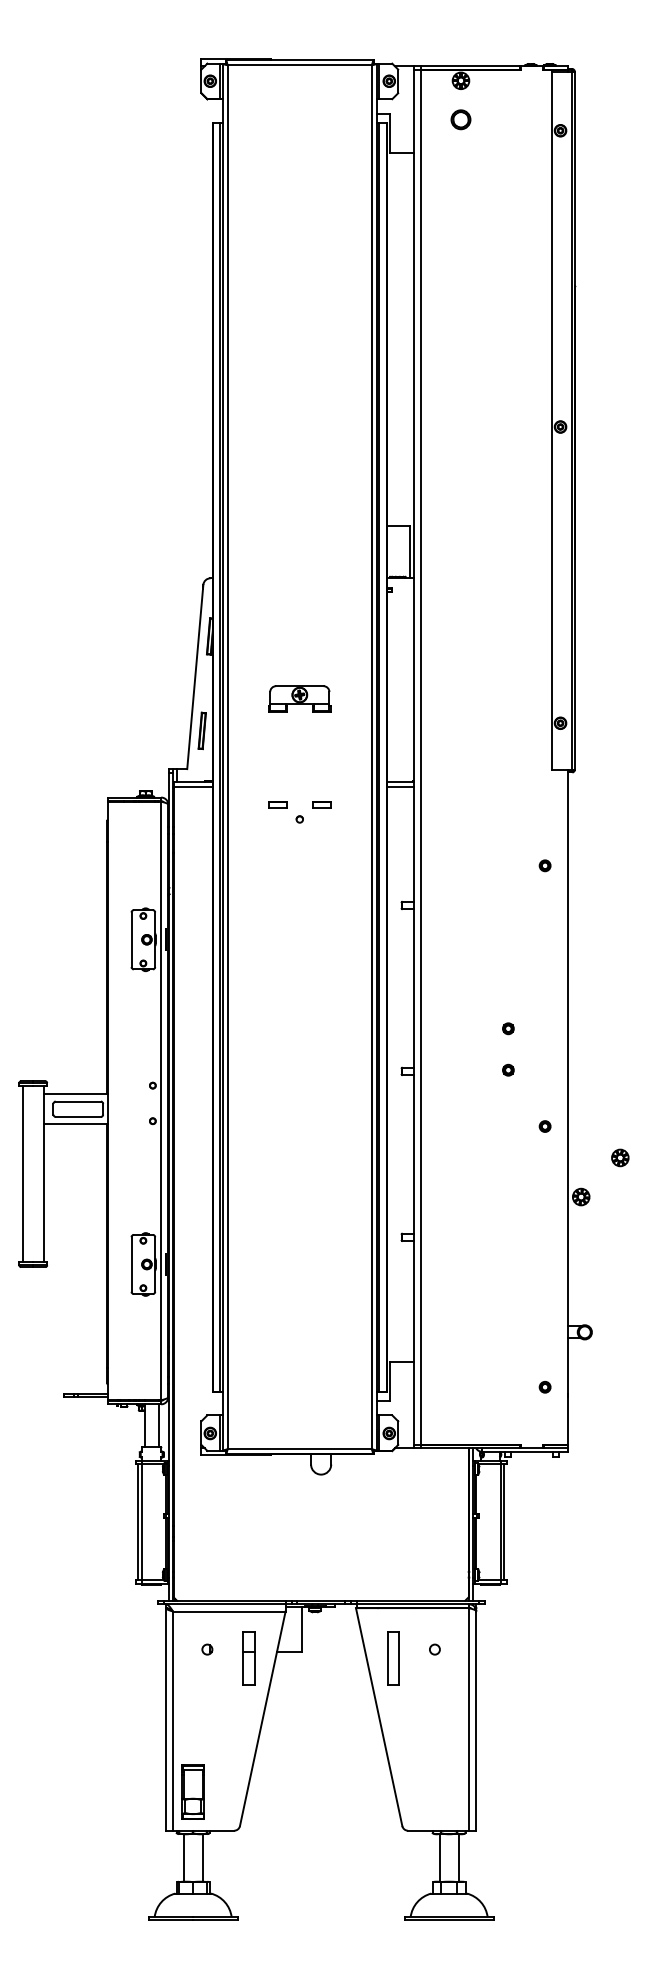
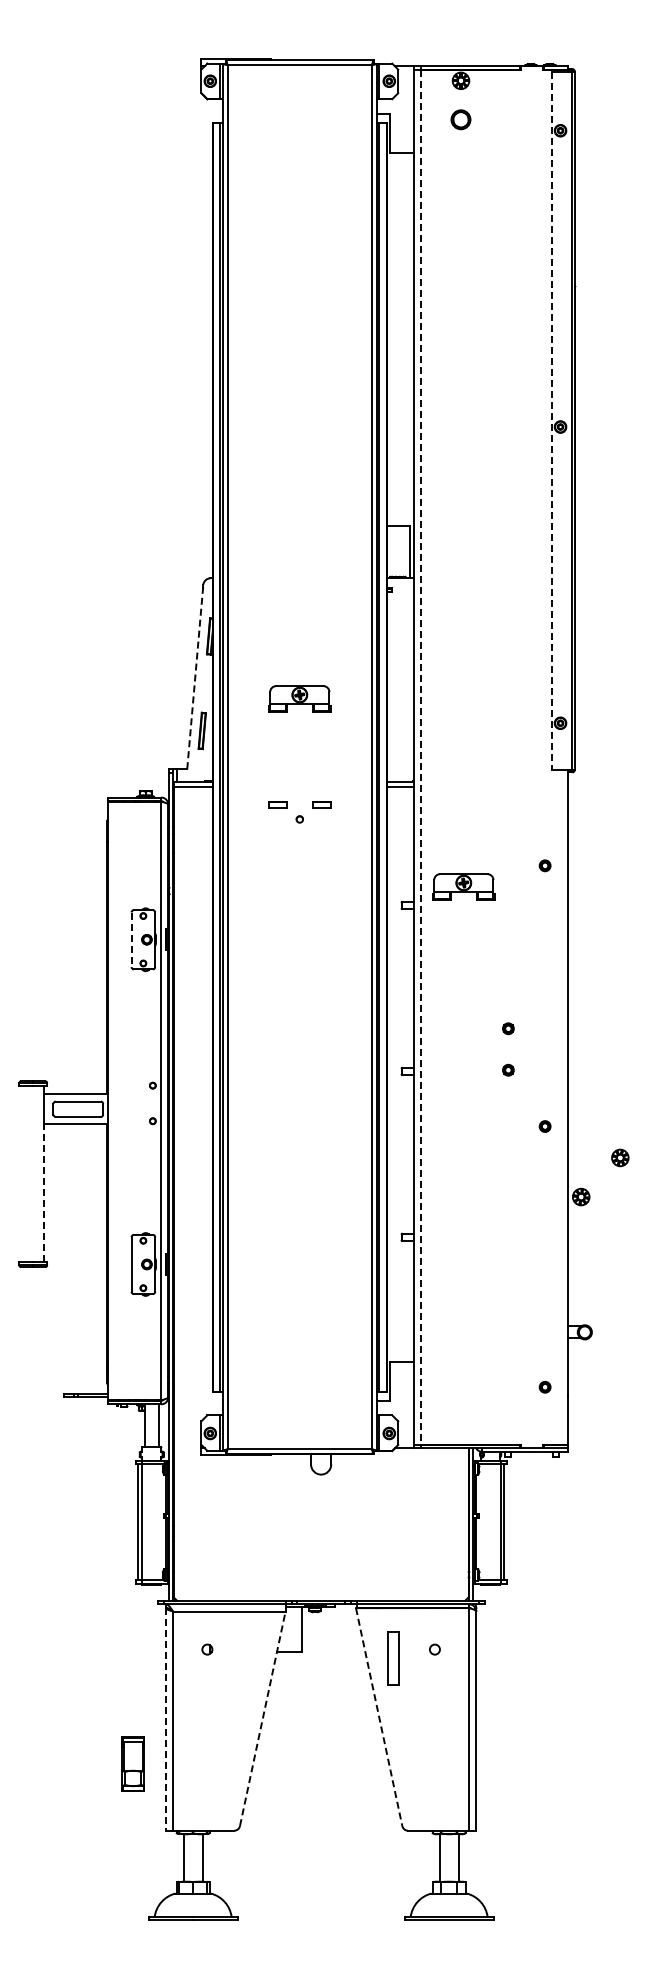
line: solid -> dashed (552, 421)
line: solid -> dashed (195, 676)
line: solid -> dashed (420, 757)
part: none -> present (463, 886)
line: solid -> dashed (131, 940)
line: present -> none (22, 1174)
line: solid -> dashed (43, 1192)
part: present -> none (248, 1658)
line: solid -> dashed (379, 1717)
line: solid -> dashed (262, 1718)
line: solid -> dashed (165, 1719)
part position: (192, 1791) -> (132, 1763) (132, 1763)
